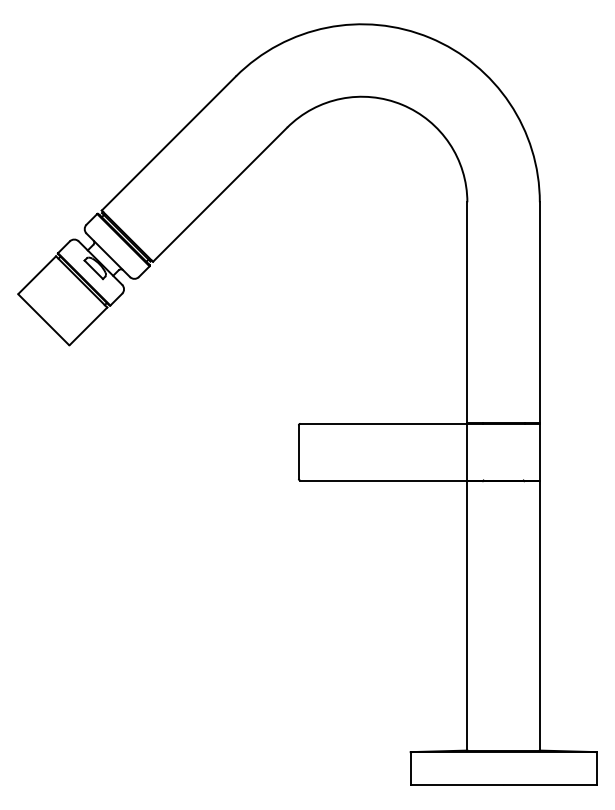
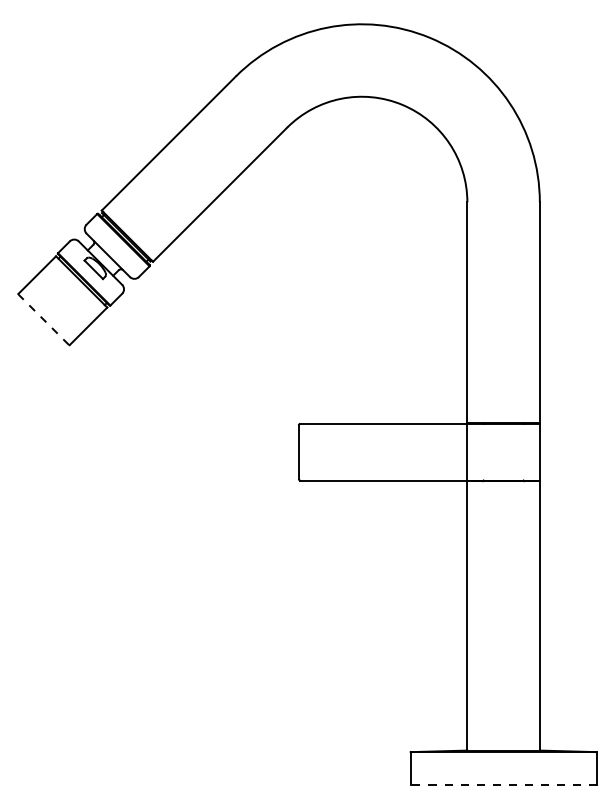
line: solid -> dashed (43, 319)
line: solid -> dashed (503, 785)
